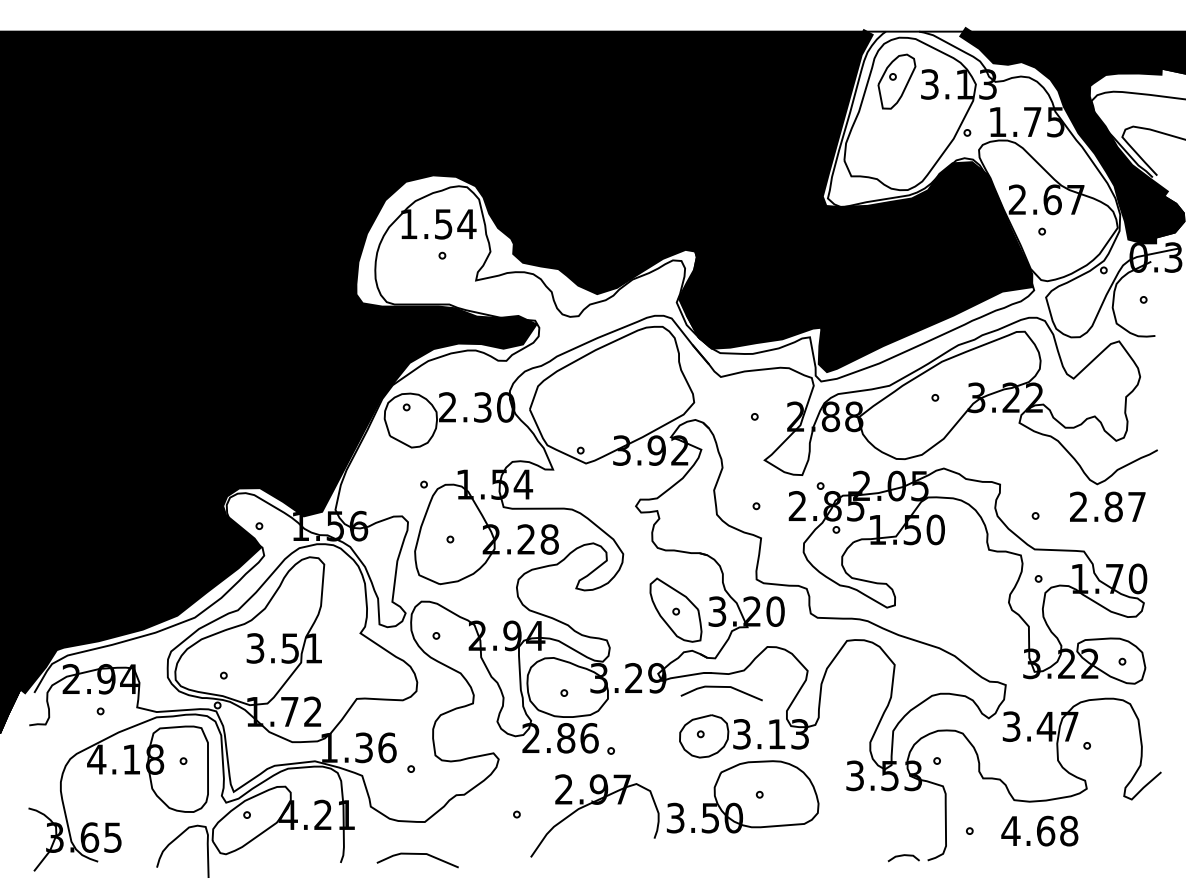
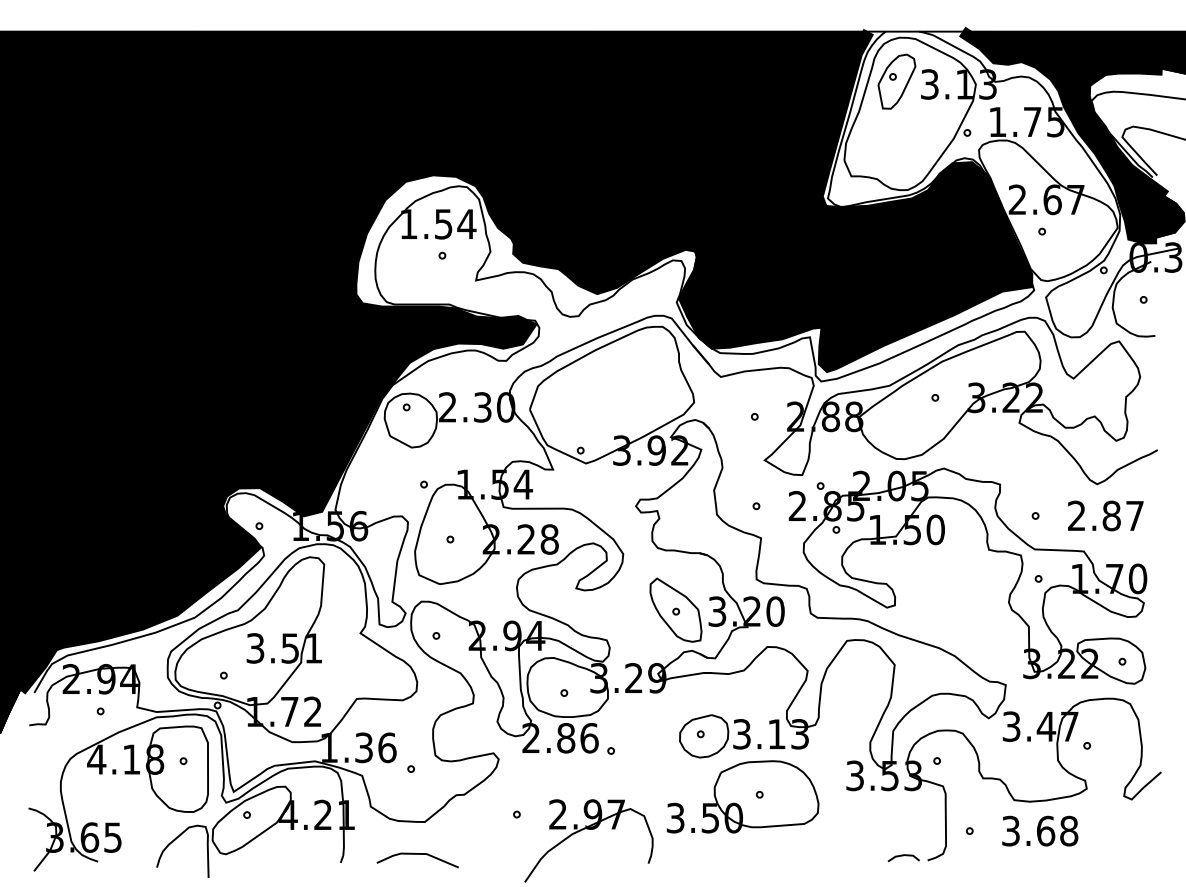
text position: (1107, 506) -> (1105, 515) (1105, 515)
line: present -> none (721, 687)
part position: (594, 804) -> (588, 829) (588, 829)
text: 4.68 -> 3.68 (1010, 830)
